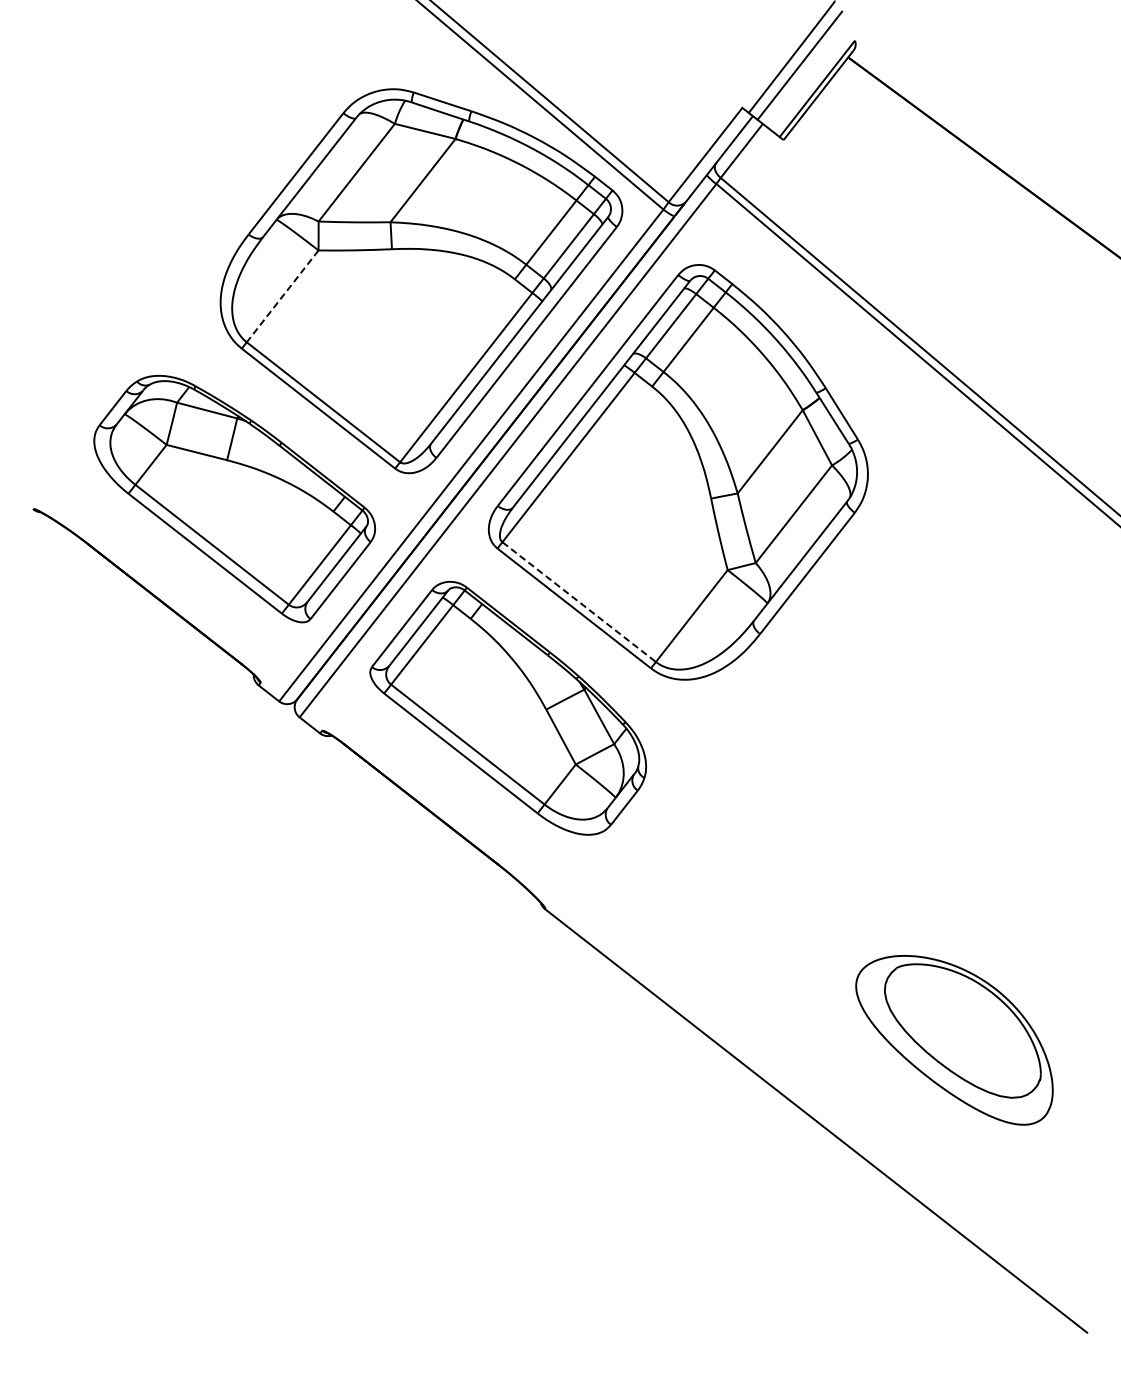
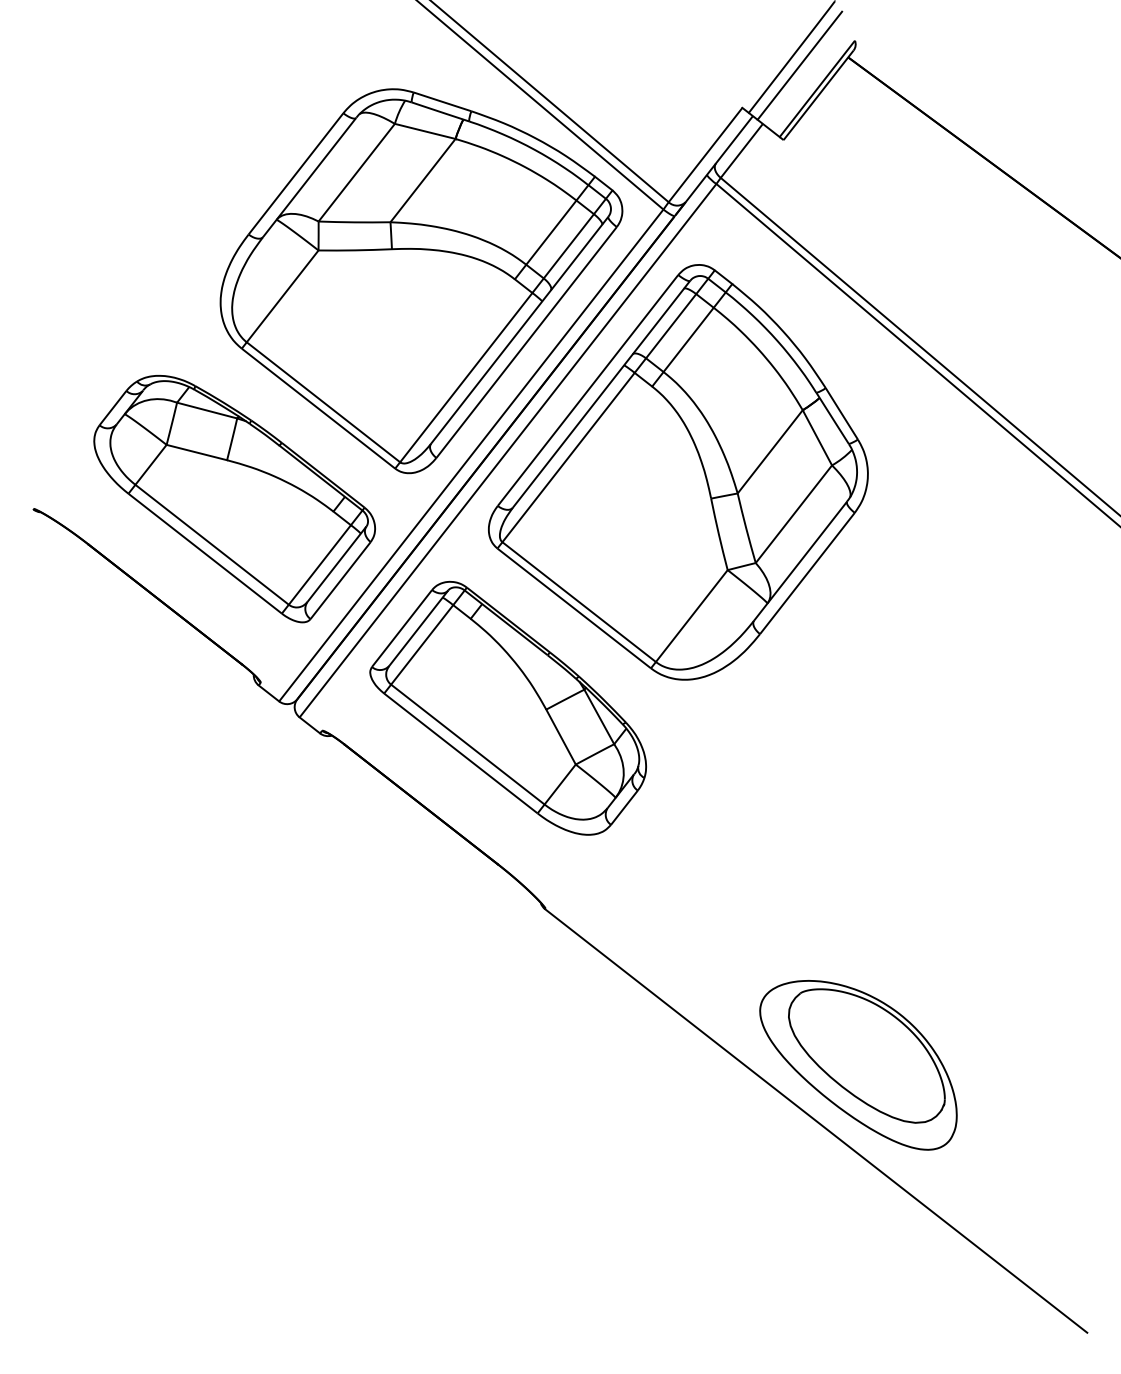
line: dashed -> solid (282, 296)
line: dashed -> solid (579, 602)
part position: (954, 1040) -> (858, 1065) (858, 1065)
